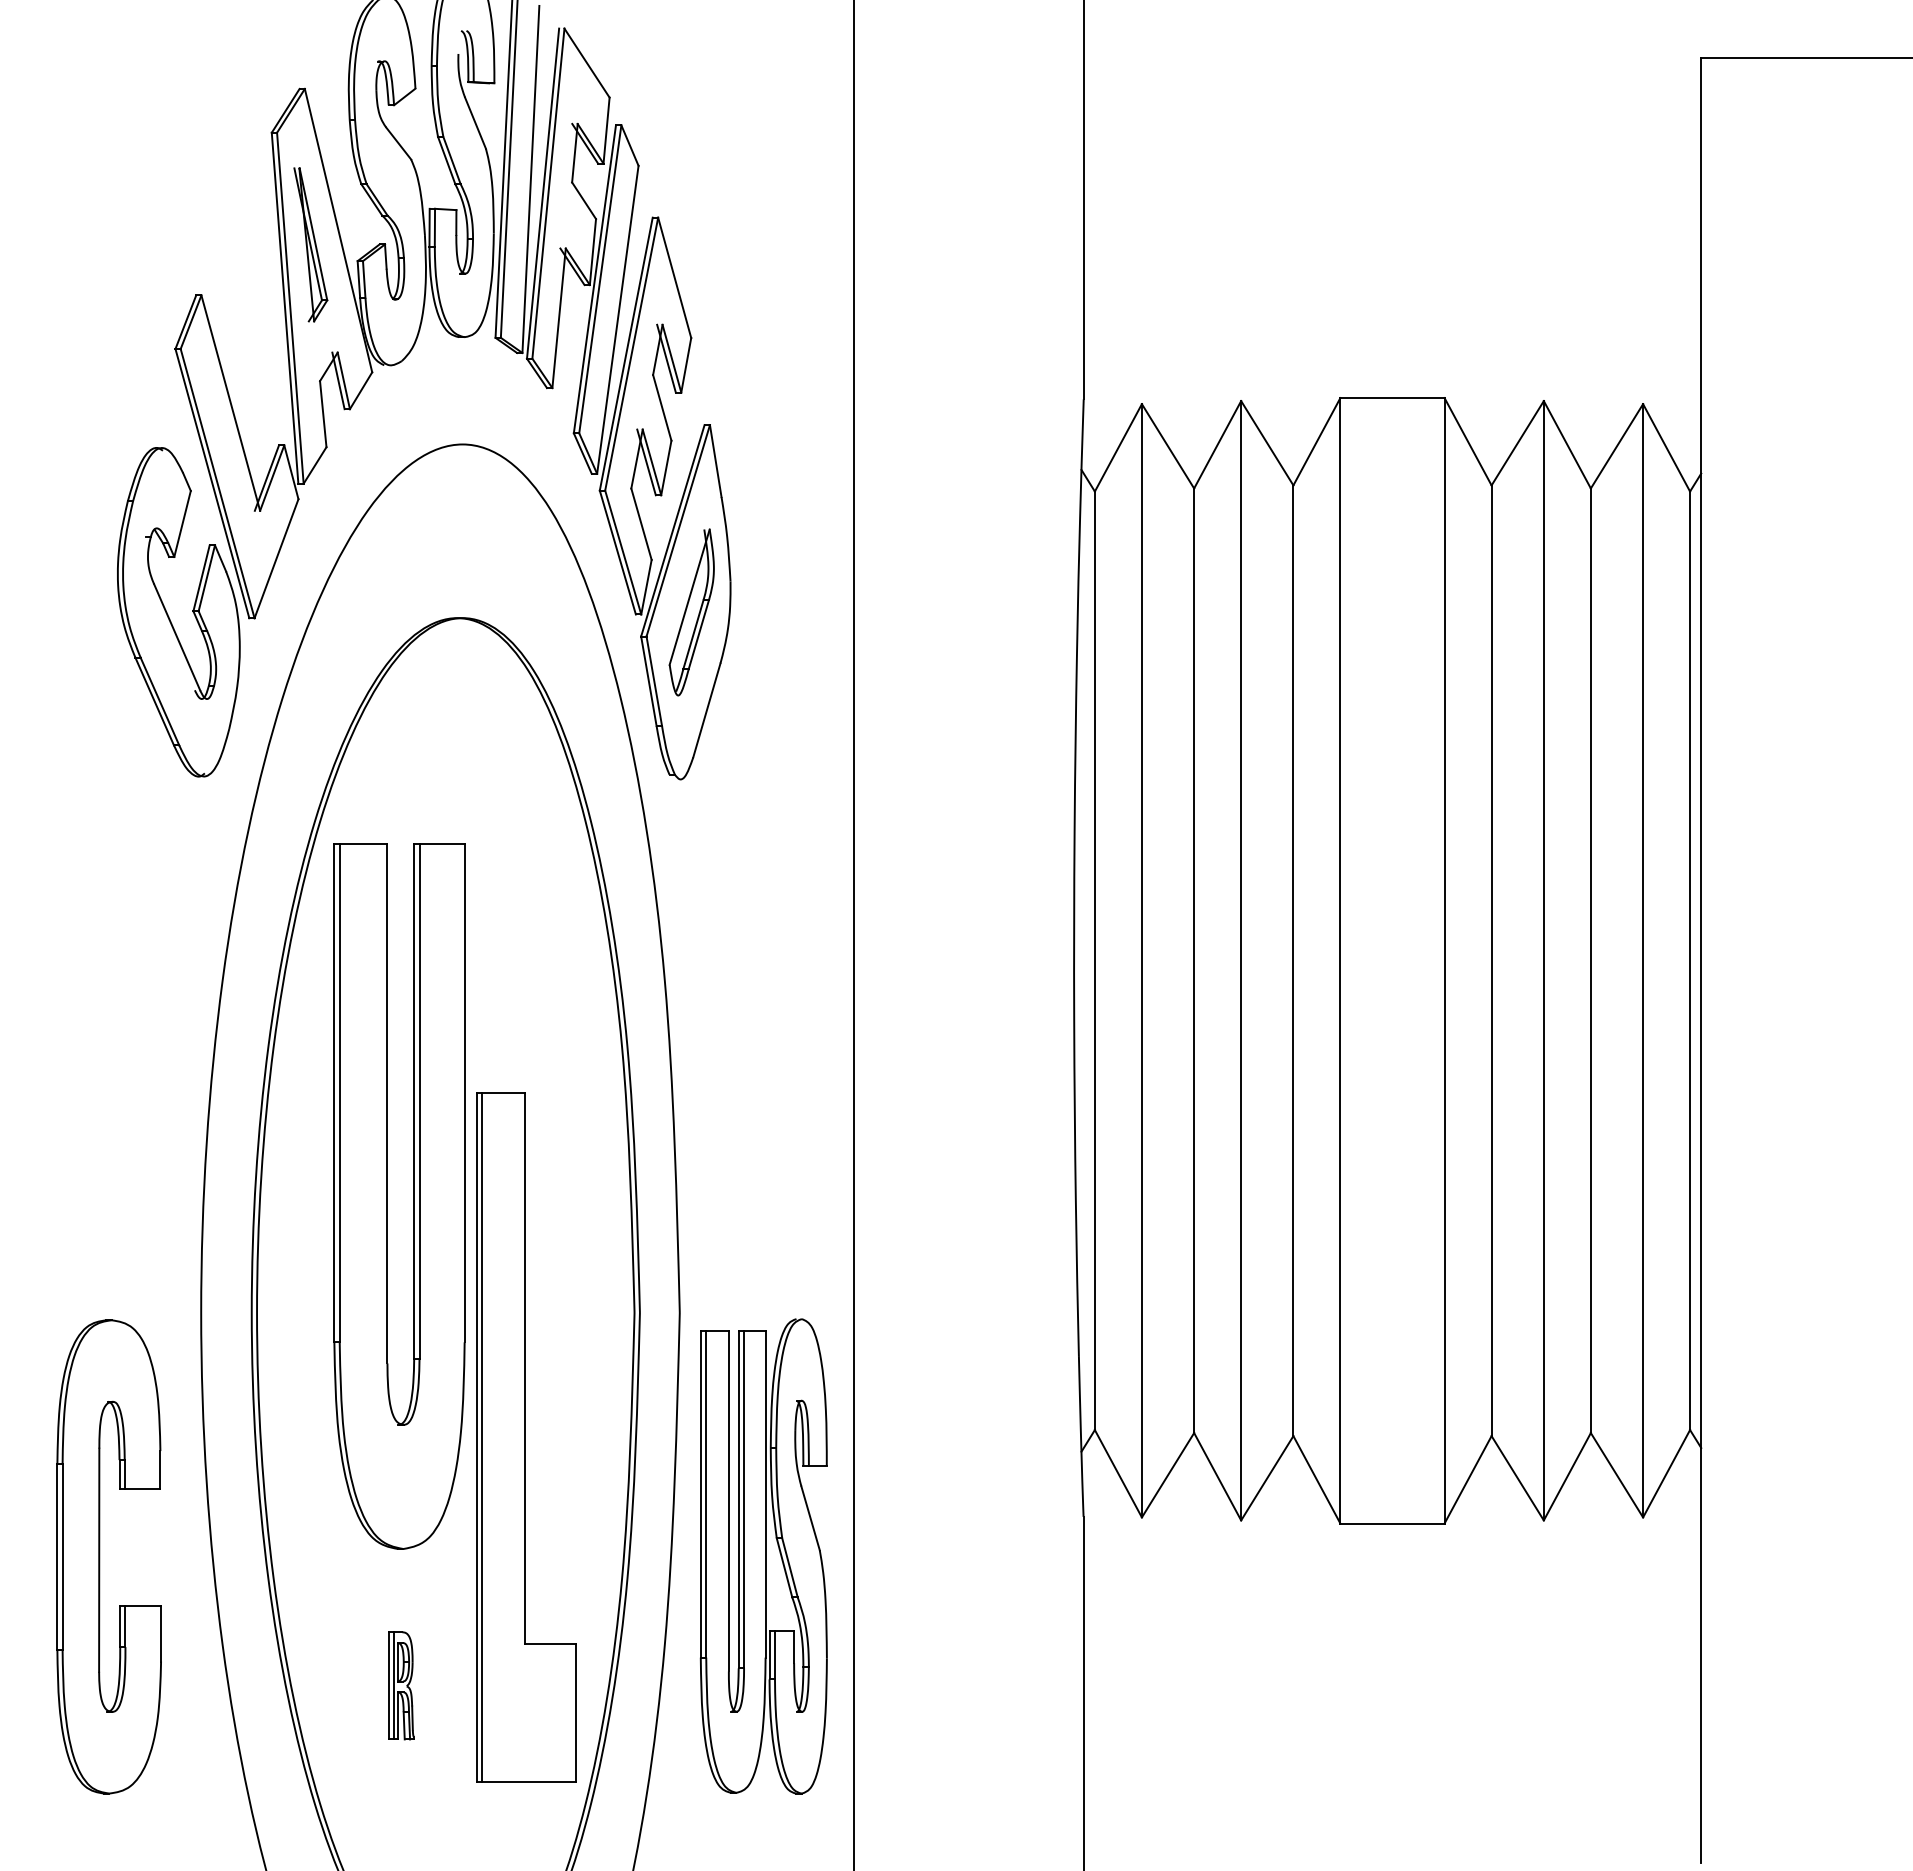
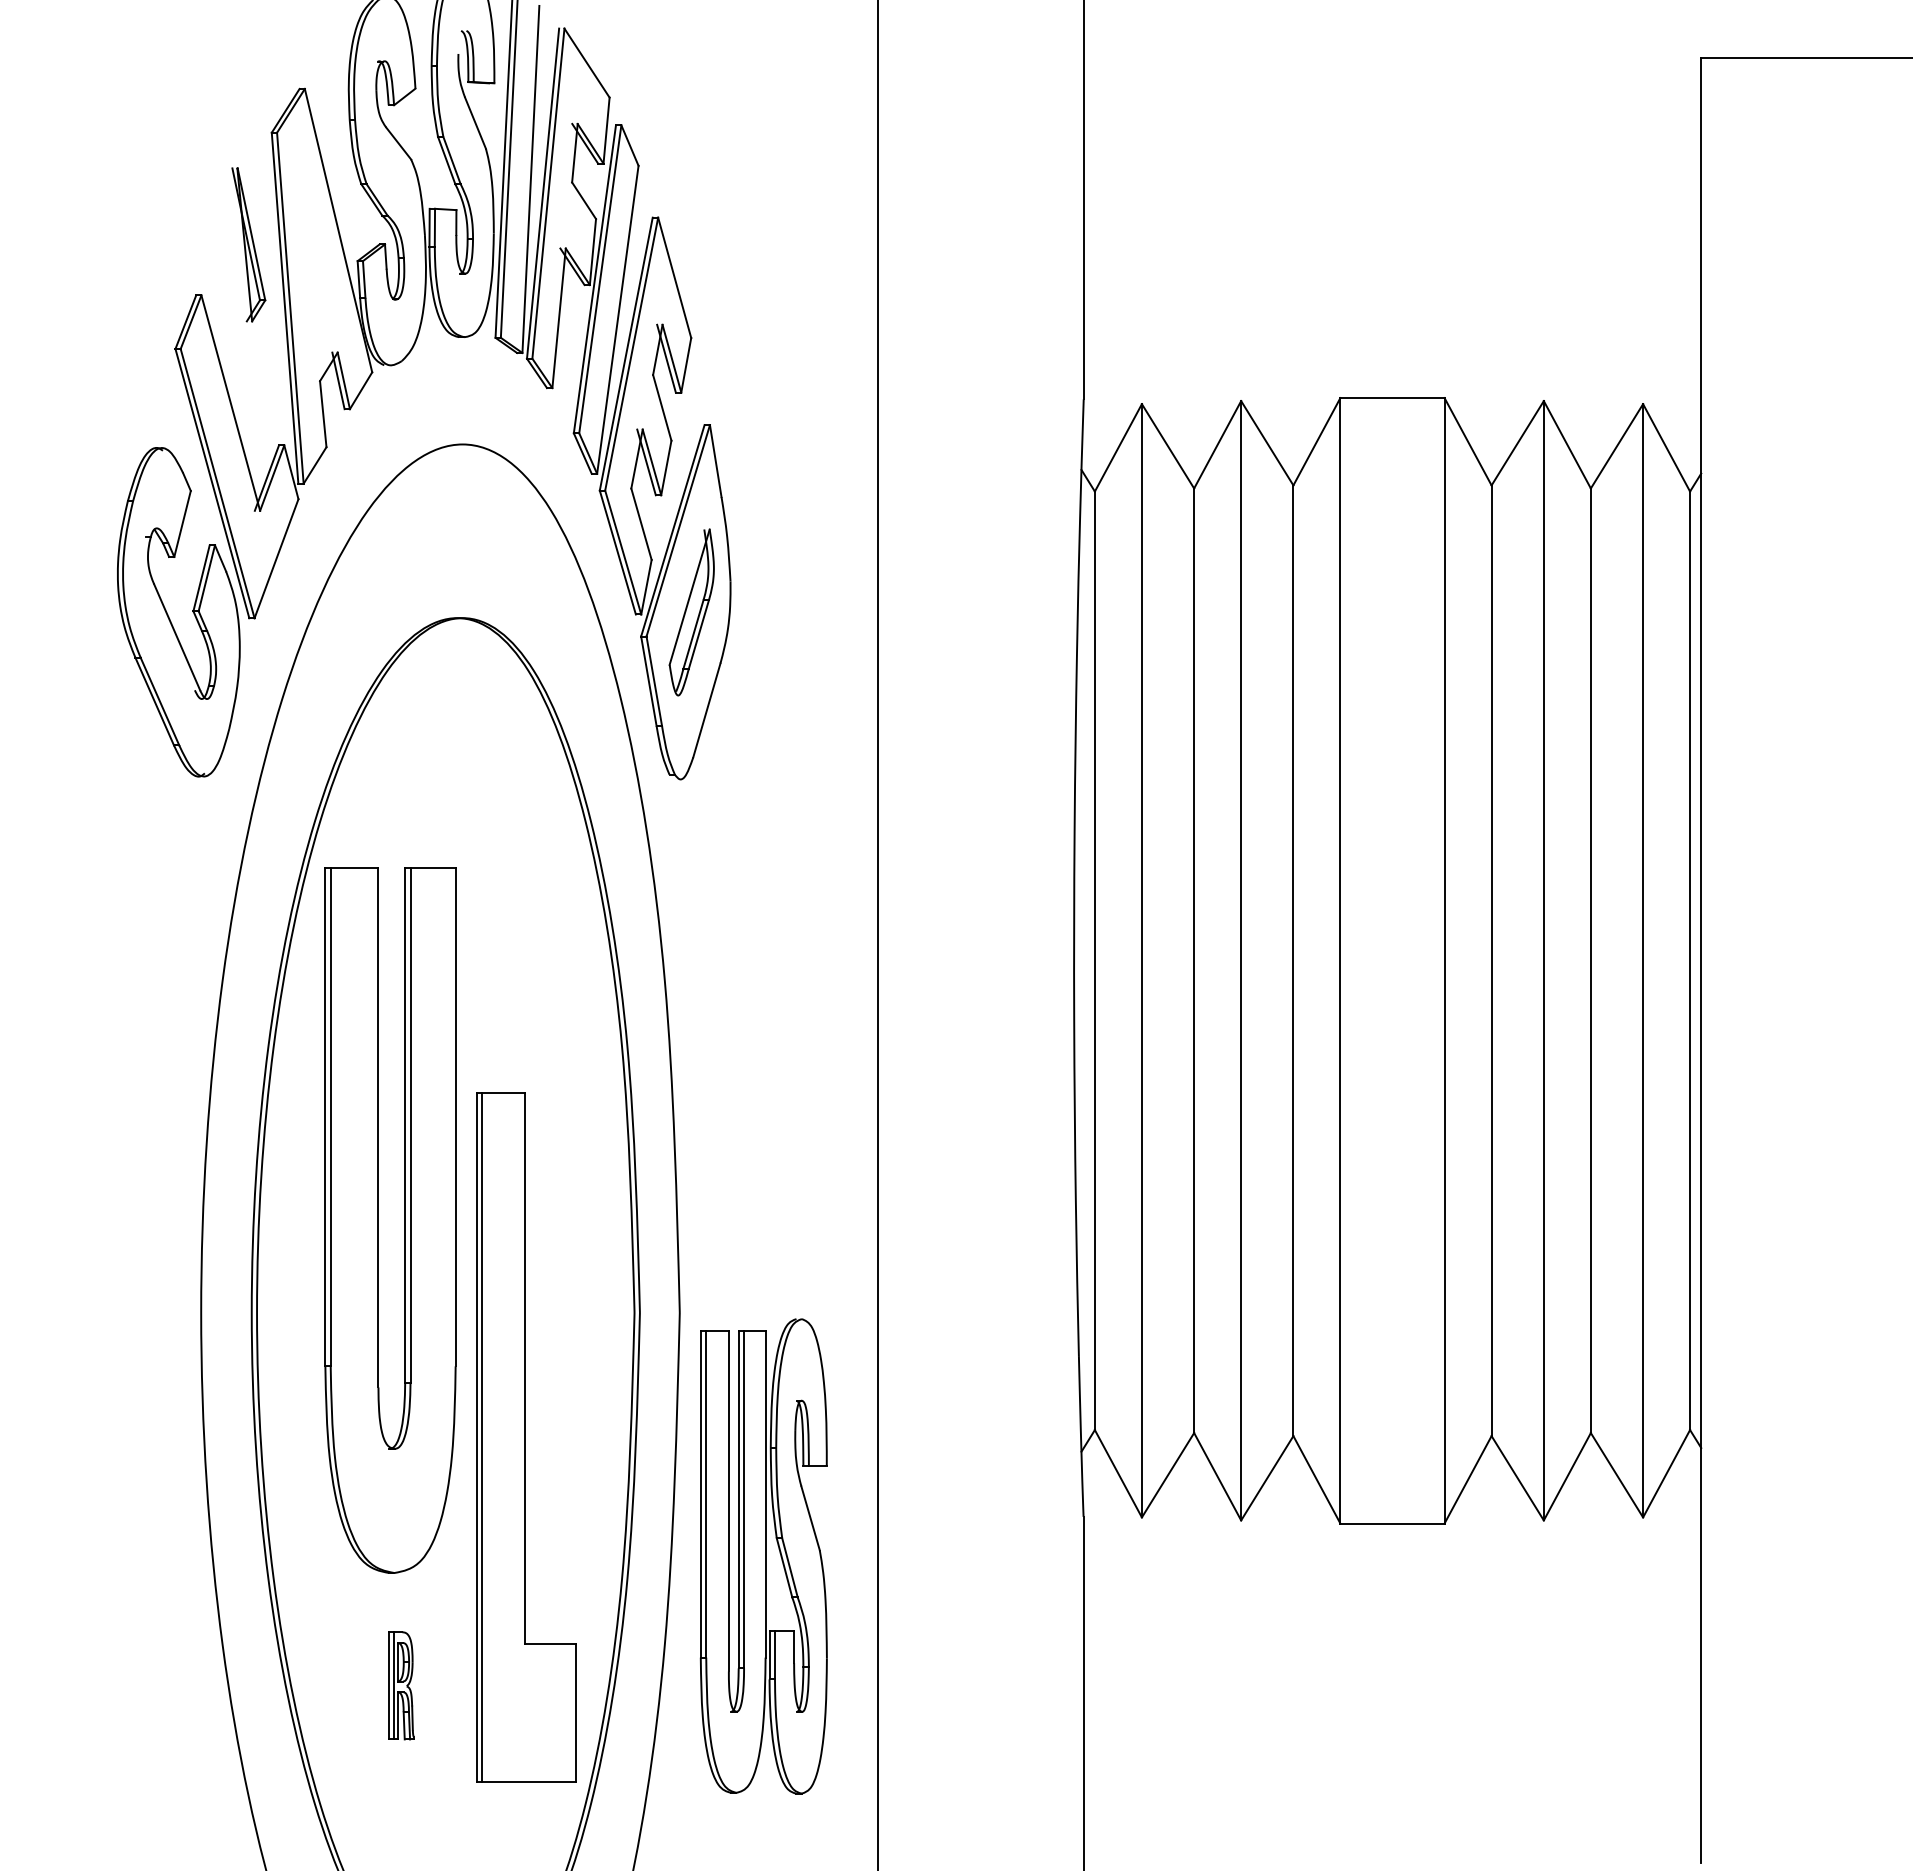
part position: (310, 244) -> (248, 244) (248, 244)
line position: (853, 934) -> (877, 934) (877, 934)
part position: (387, 1196) -> (378, 1220) (378, 1220)
part: present -> none (100, 1556)
